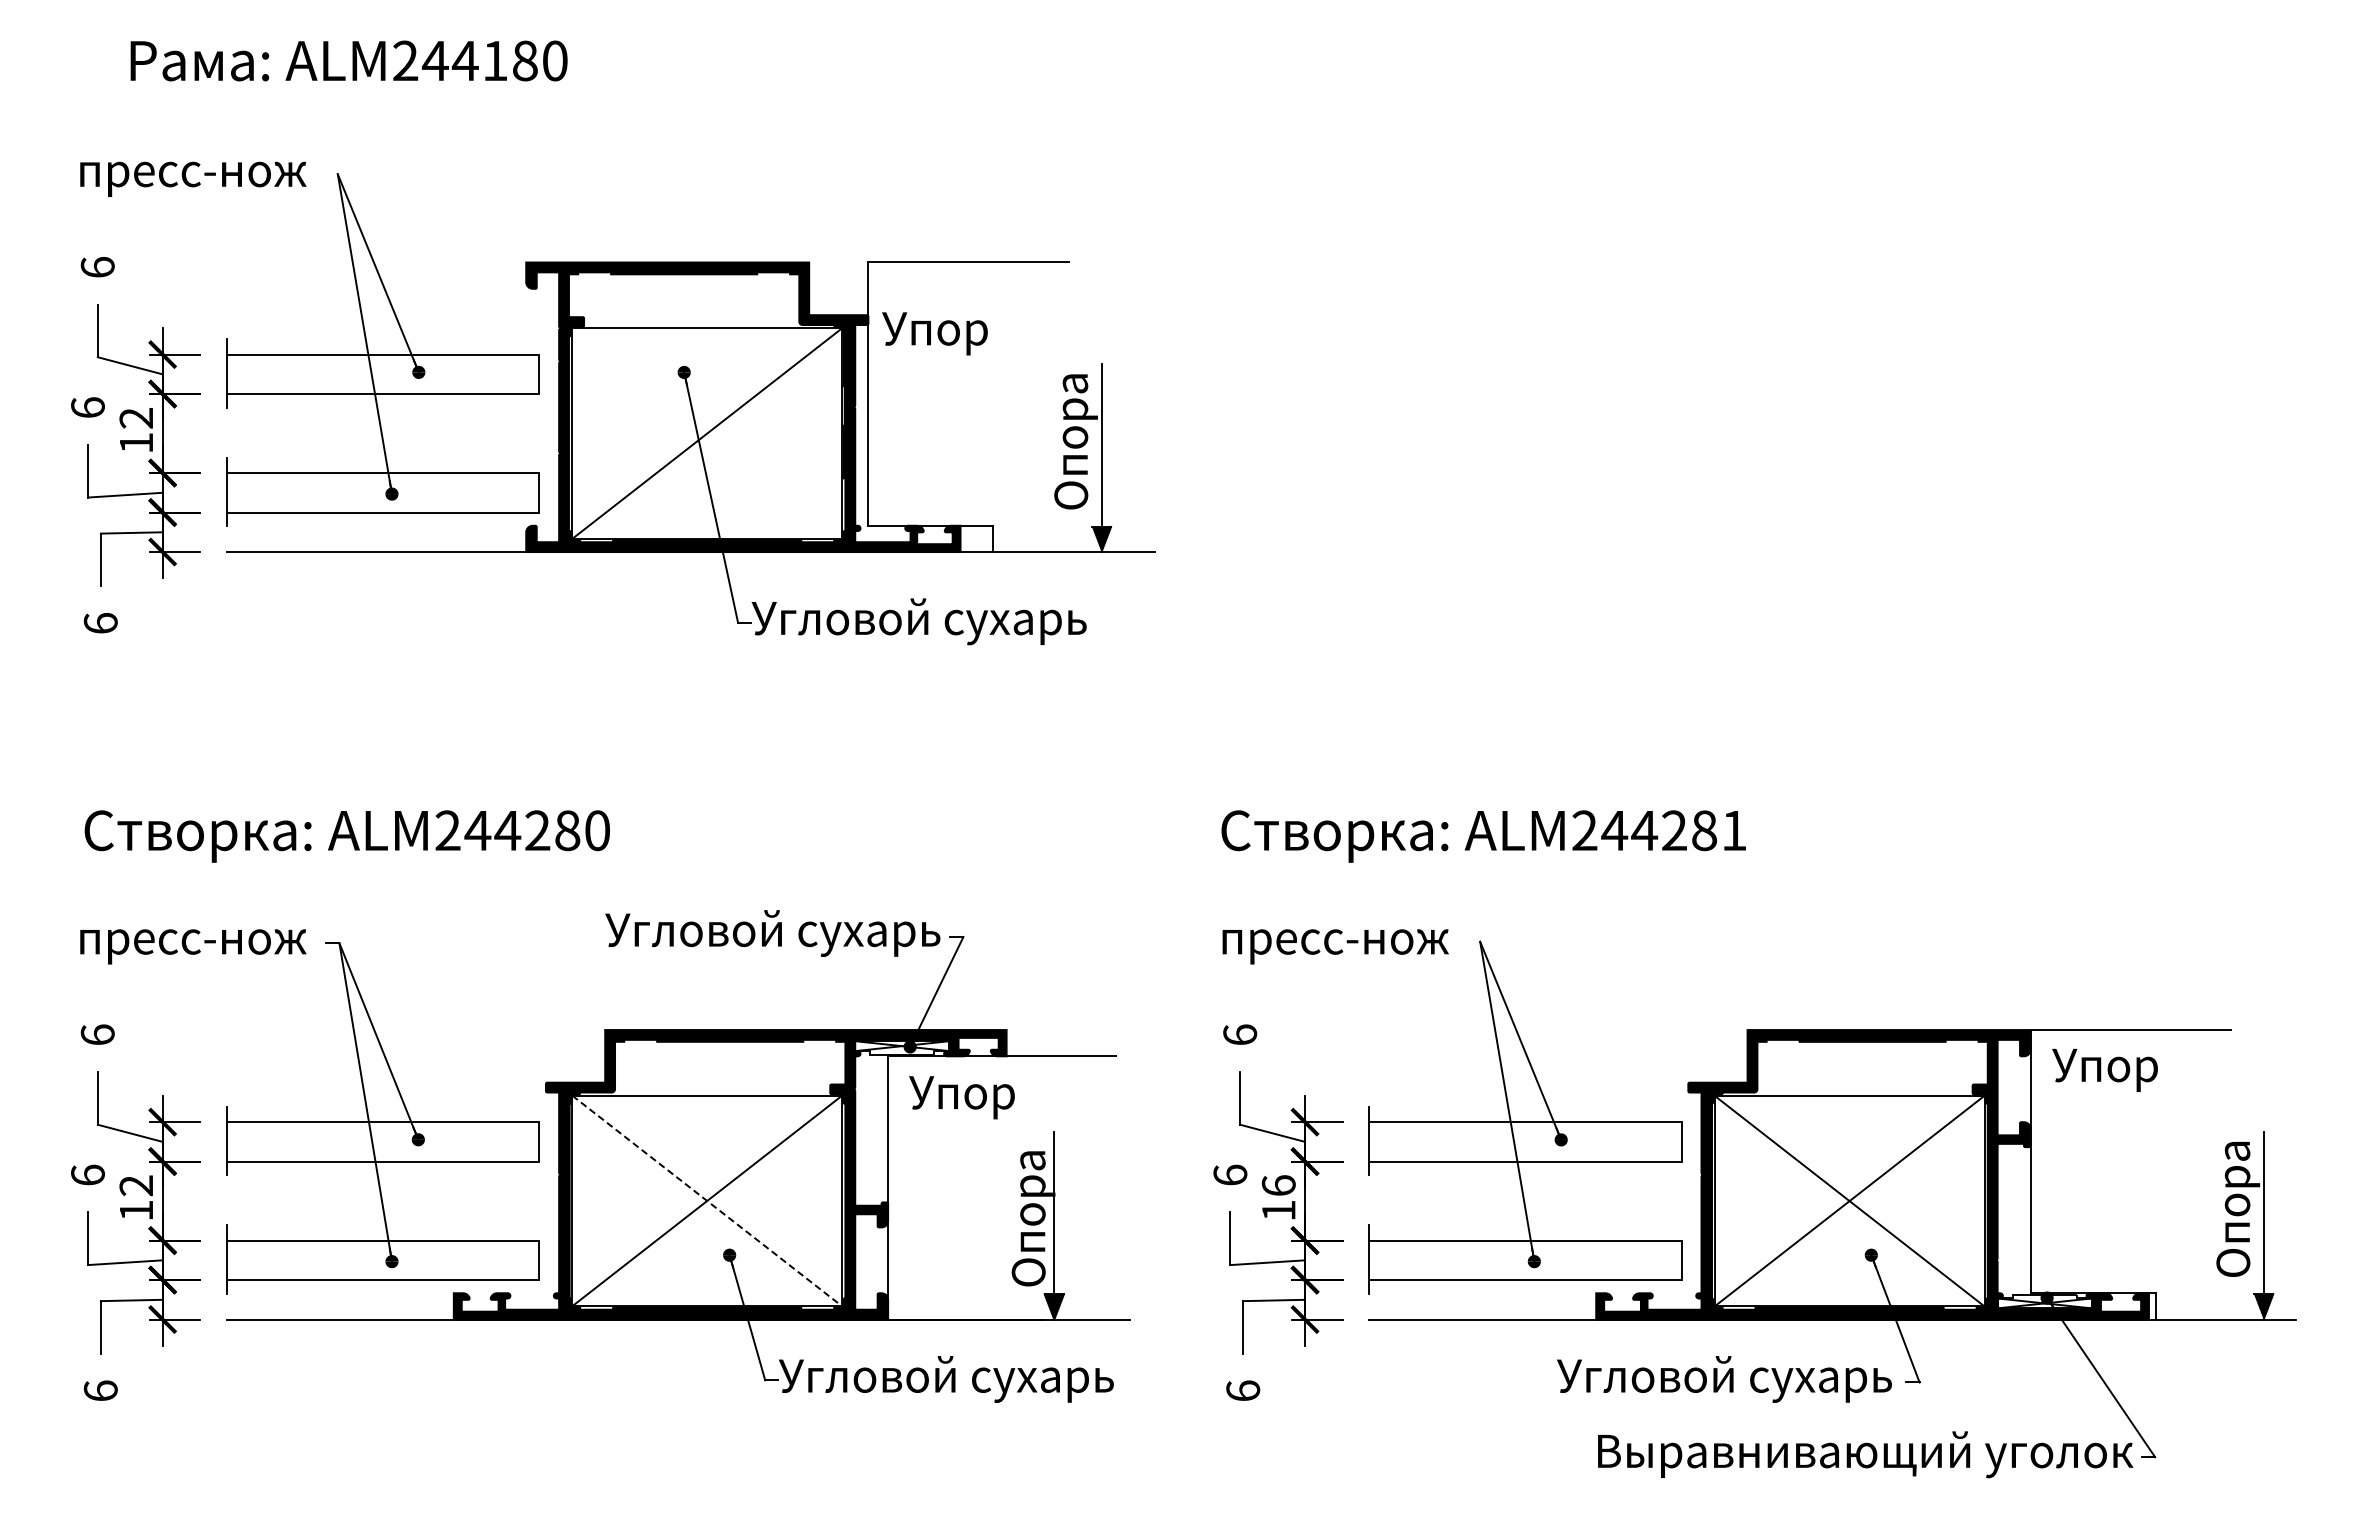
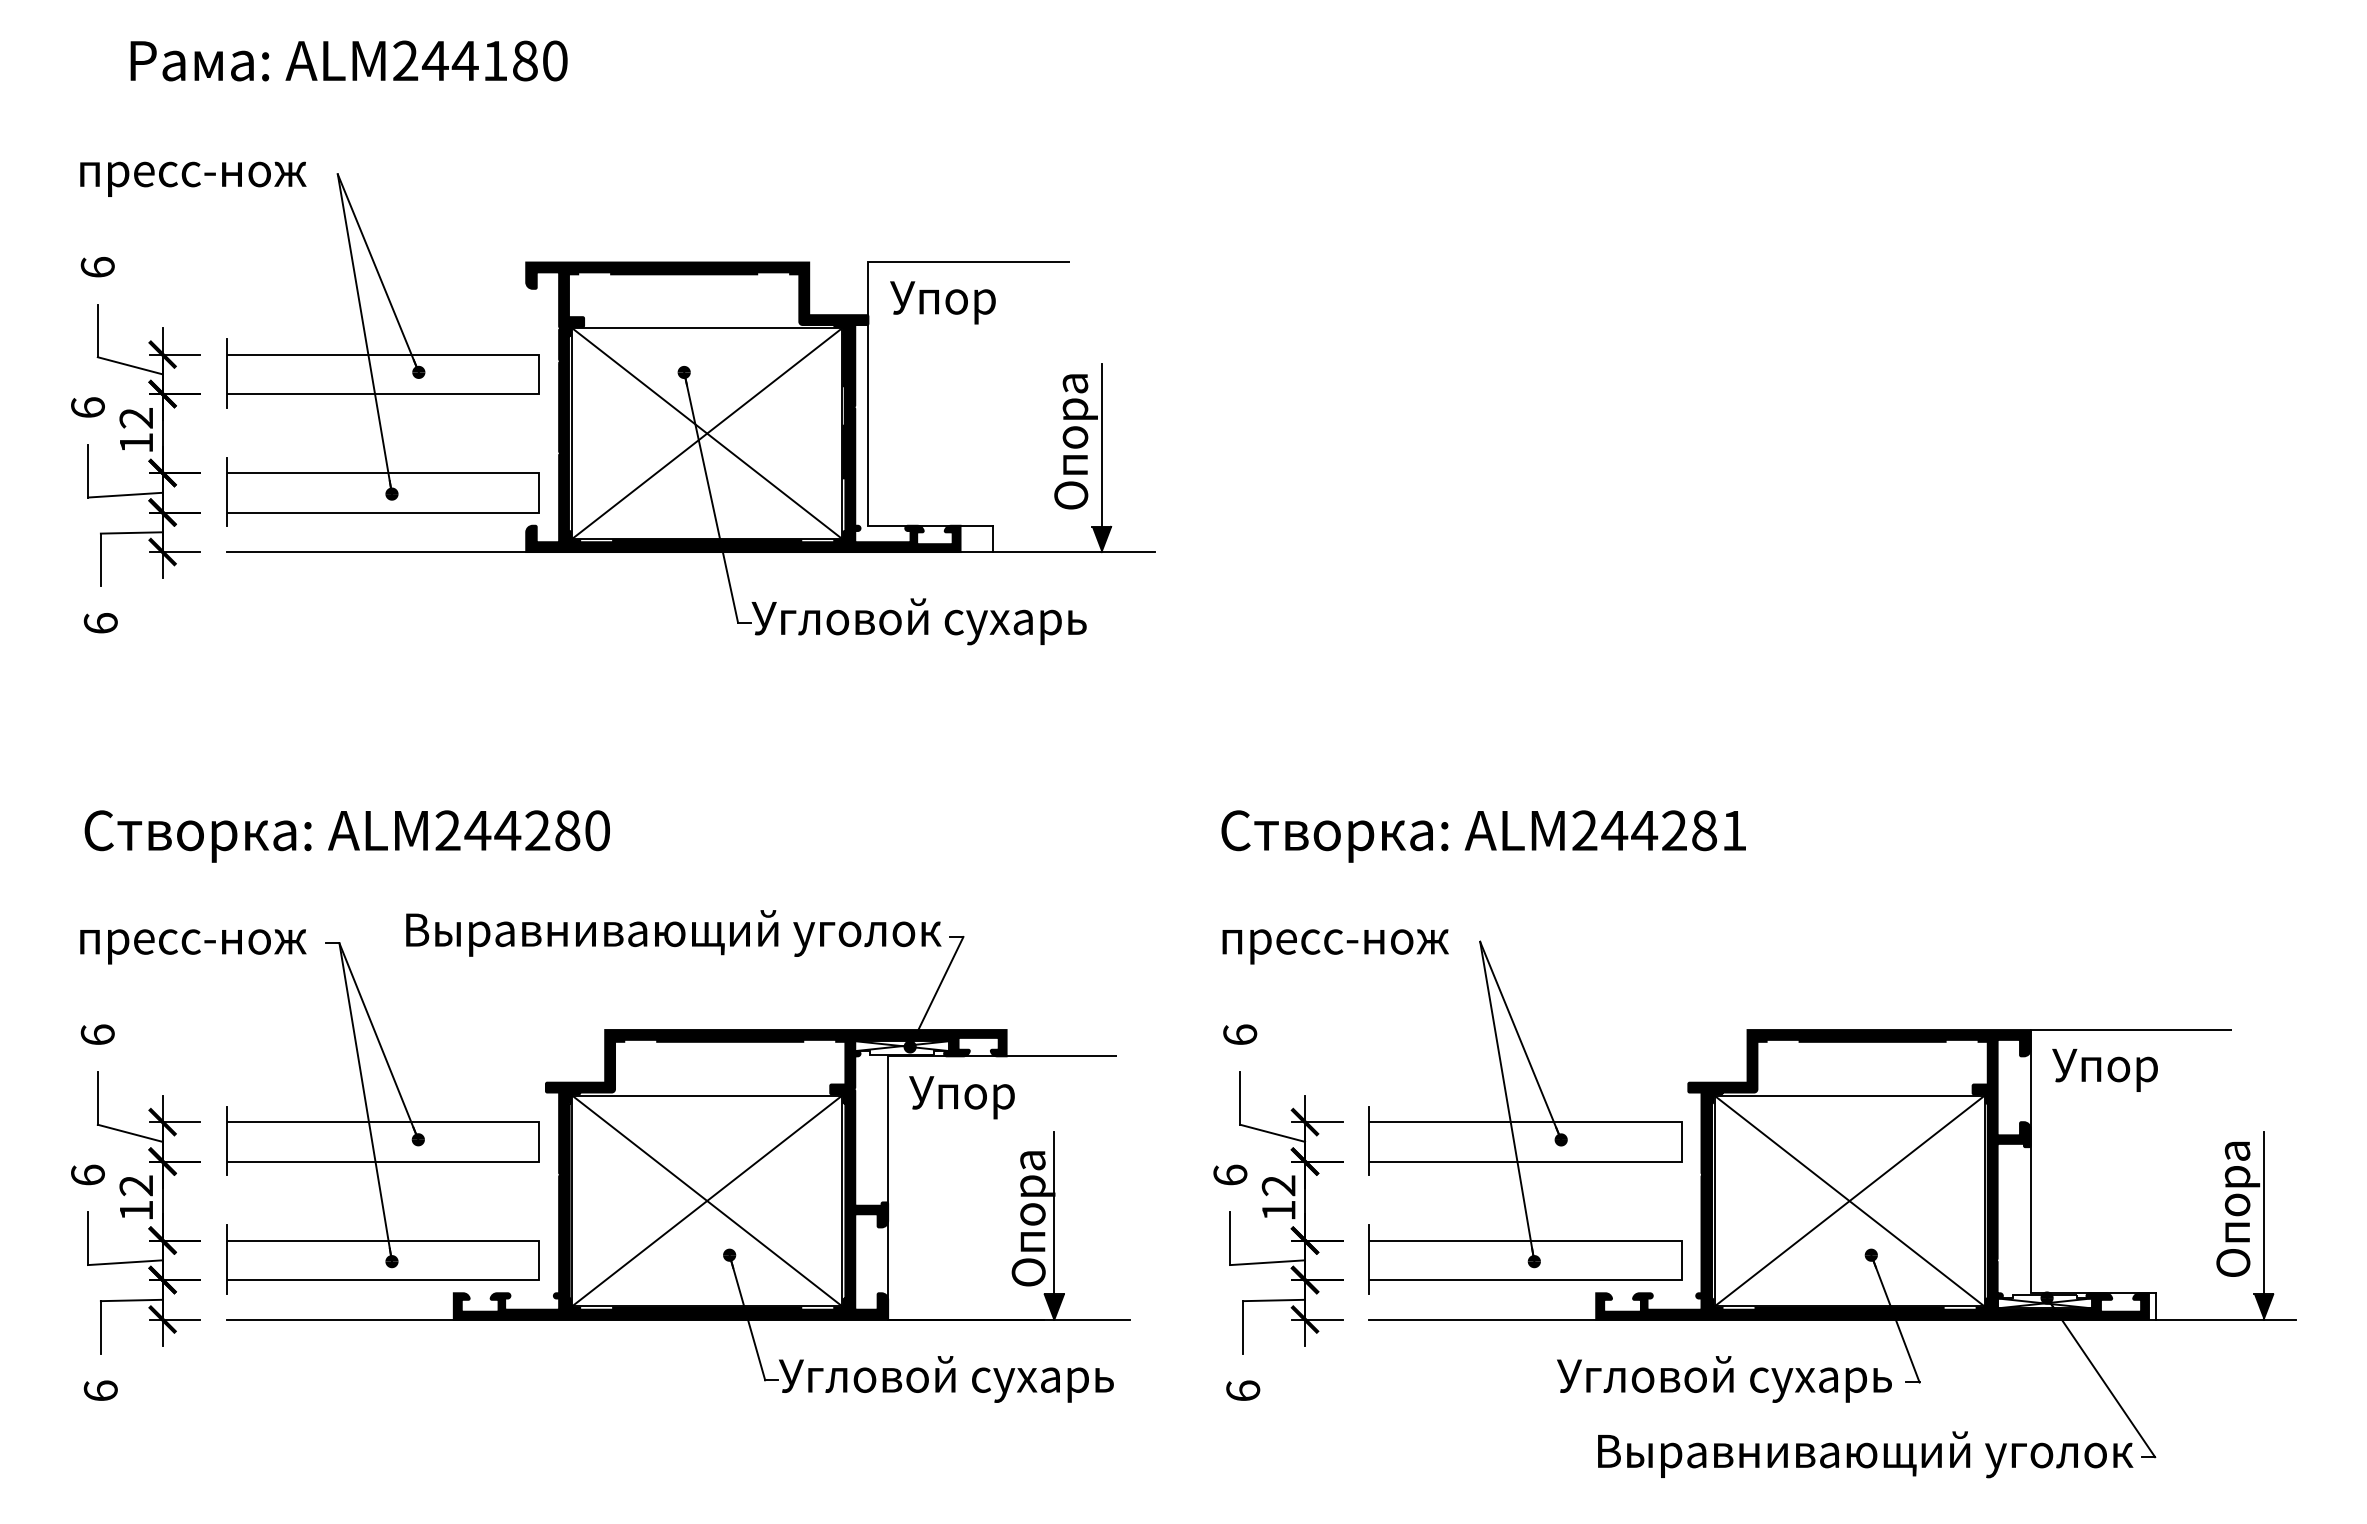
text position: (934, 333) -> (942, 302) (942, 302)
line: none -> present (707, 433)
text: Угловой сухарь -> Выравнивающий уголок (673, 933)
text: 16 -> 12 (1278, 1185)
line: dashed -> solid (707, 1201)
